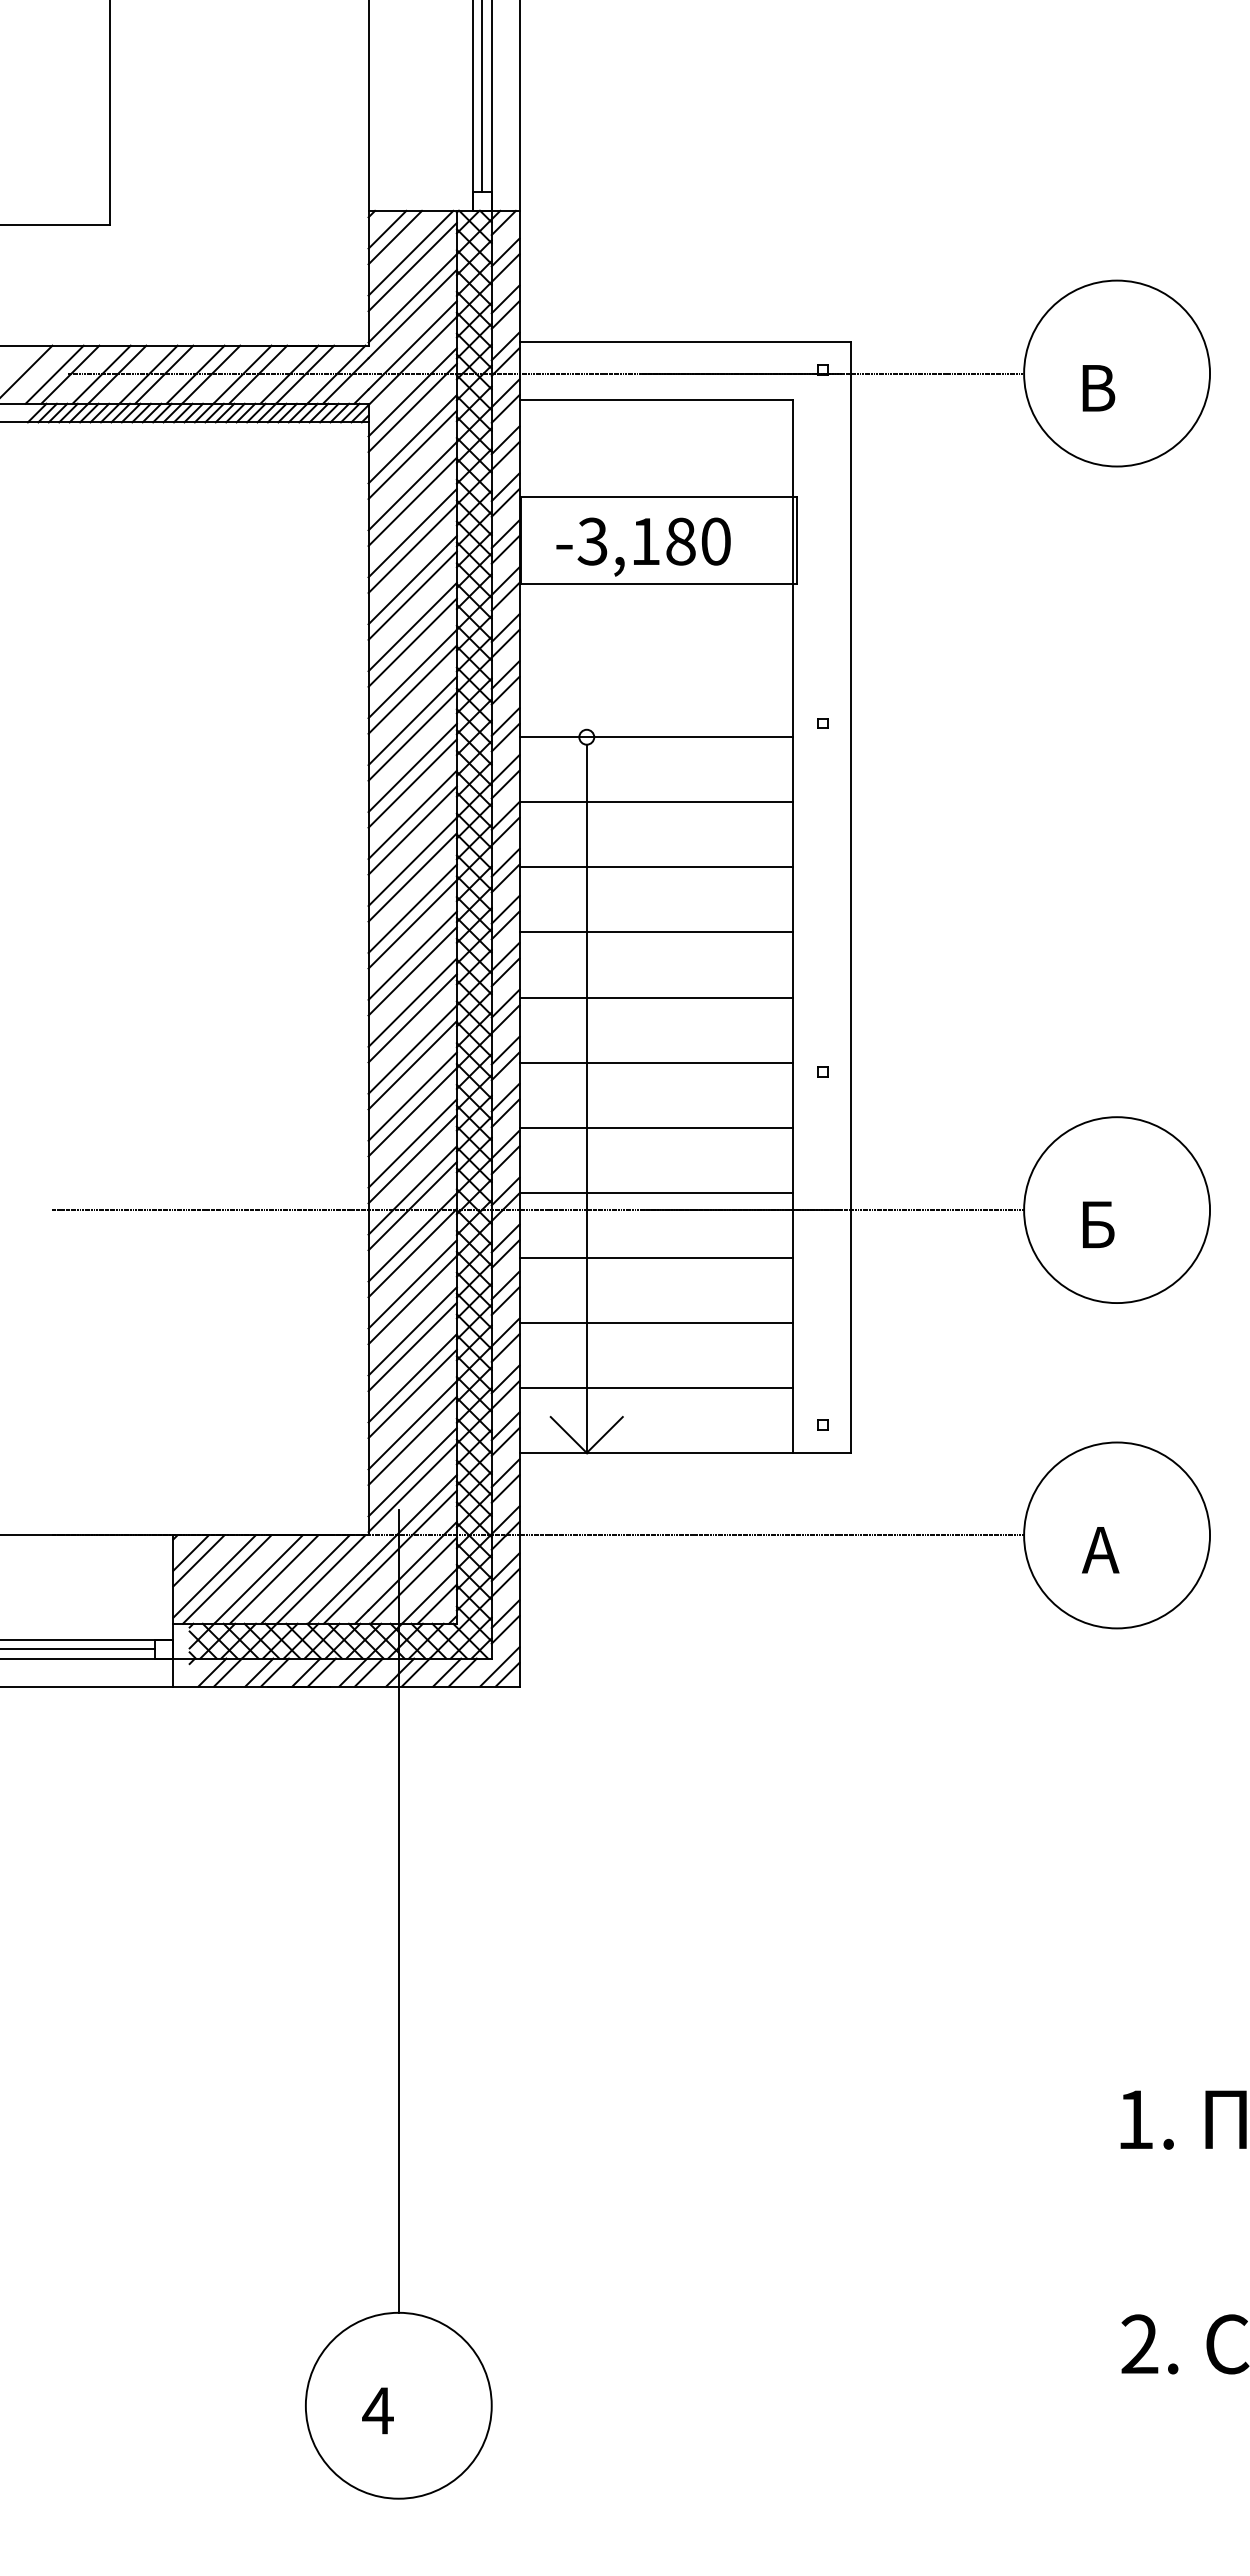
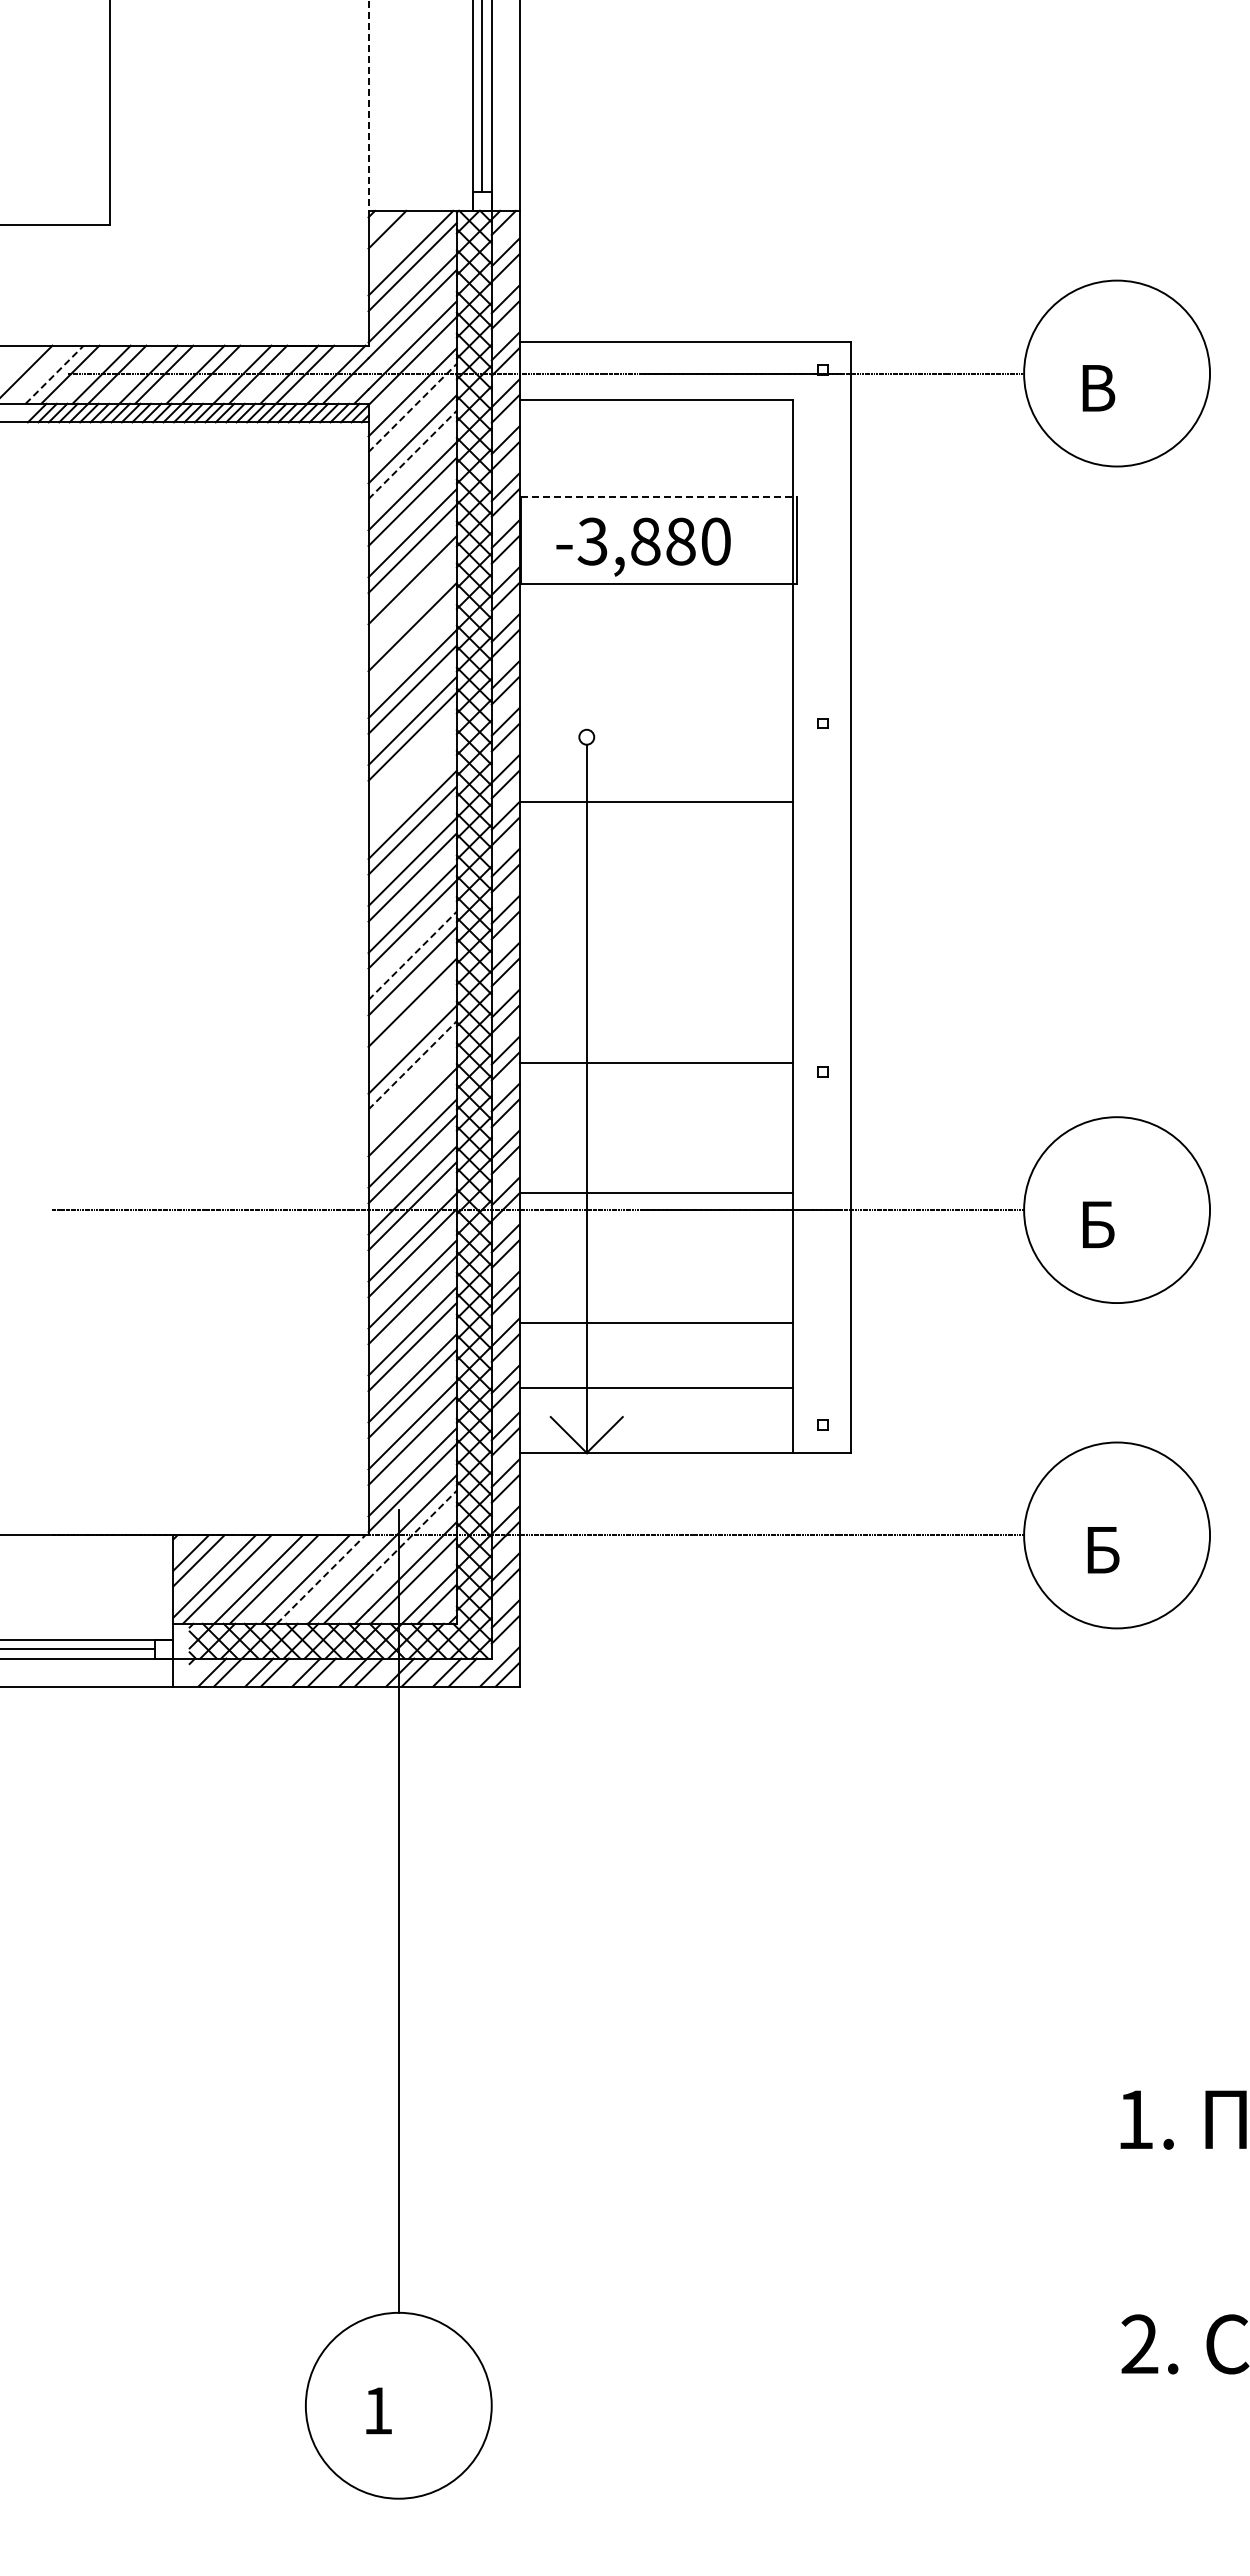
line: solid -> dashed (368, 106)
line: present -> none (395, 237)
line: solid -> dashed (55, 374)
line: solid -> dashed (413, 407)
line: solid -> dashed (413, 454)
line: solid -> dashed (659, 497)
text: -3,180 -> -3,880 (645, 541)
line: present -> none (412, 595)
line: present -> none (412, 642)
line: present -> none (655, 737)
line: present -> none (412, 767)
line: present -> none (412, 783)
line: present -> none (655, 867)
line: present -> none (655, 932)
line: solid -> dashed (413, 955)
line: present -> none (655, 997)
line: present -> none (412, 1018)
line: solid -> dashed (413, 1064)
line: present -> none (412, 1096)
line: present -> none (655, 1127)
line: present -> none (655, 1257)
line: solid -> dashed (413, 1534)
text: А -> Б (1100, 1550)
line: solid -> dashed (321, 1579)
text: 4 -> 1 (377, 2410)
